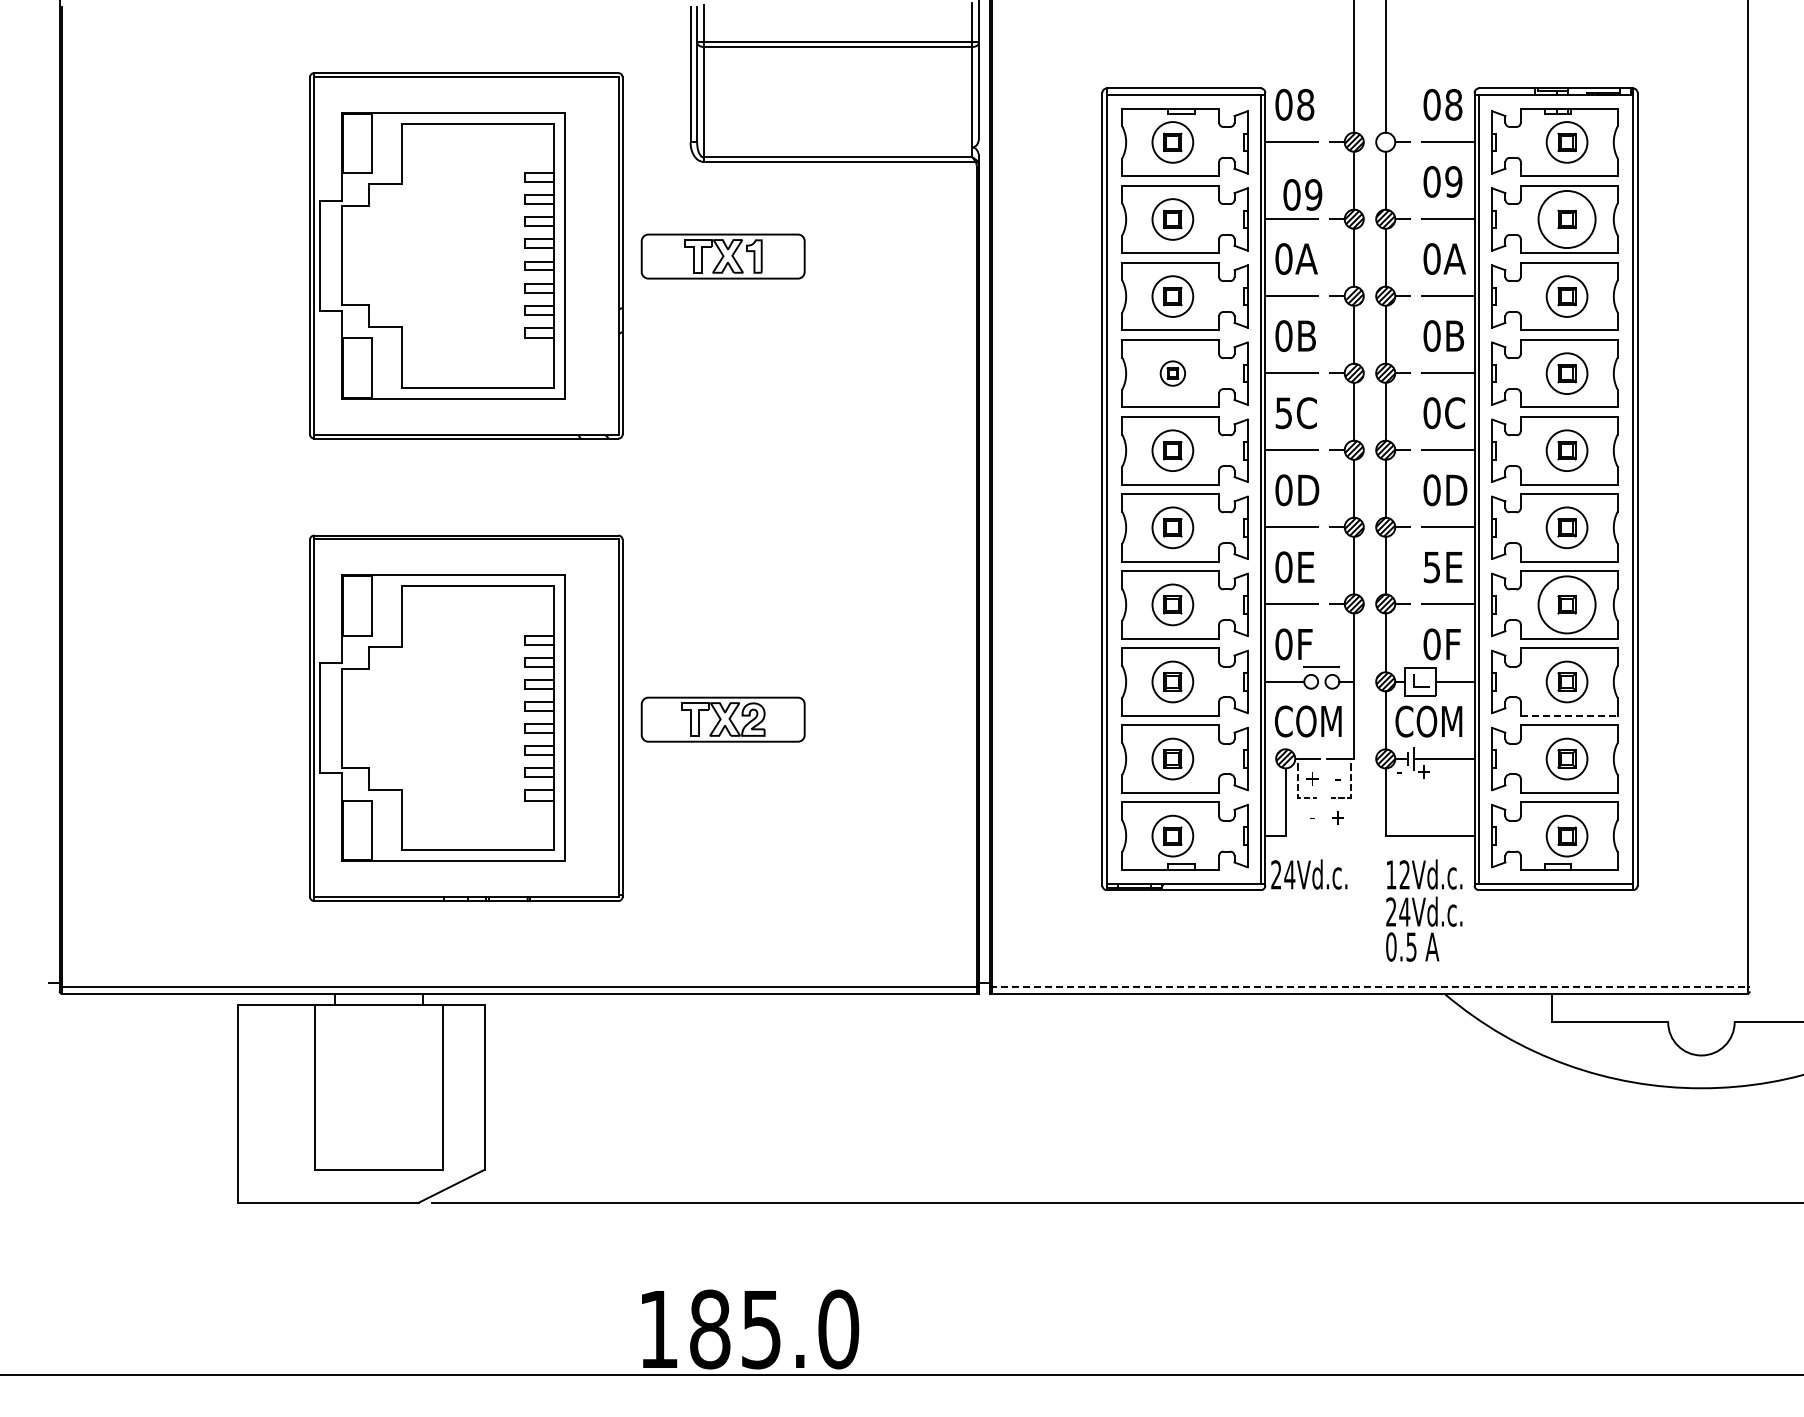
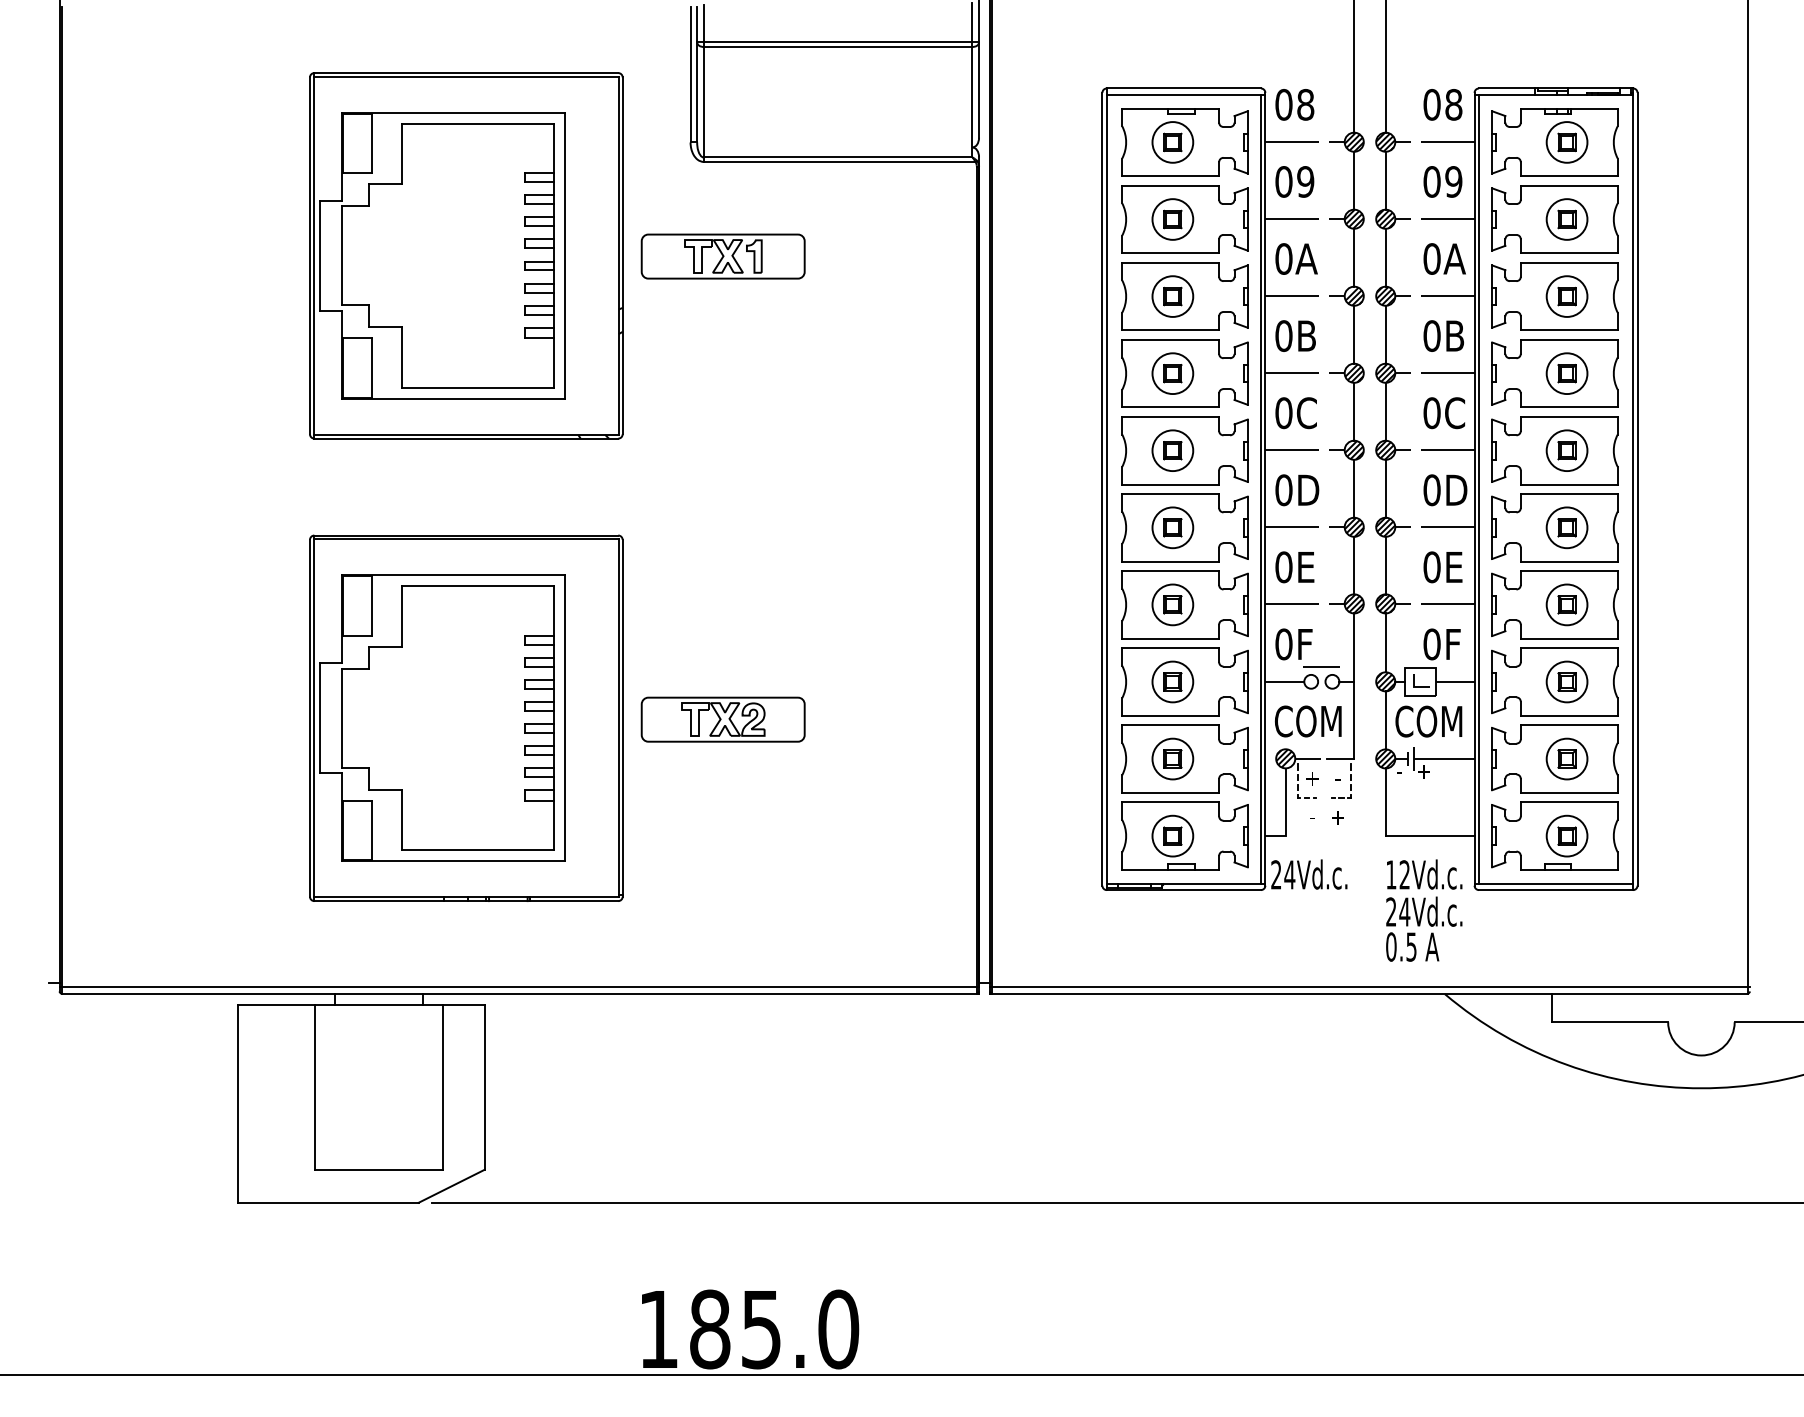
hatch: none -> present (1385, 141)
text position: (1302, 194) -> (1294, 181) (1294, 181)
circle diameter: 57 px -> 41 px (1566, 219)
part size: 27x27 px -> 44x43 px (1172, 373)
text: 5C -> 0C (1283, 413)
text: 5E -> 0E (1431, 567)
circle diameter: 57 px -> 41 px (1566, 604)
line: dashed -> solid (1569, 715)
line: dashed -> solid (1369, 987)
